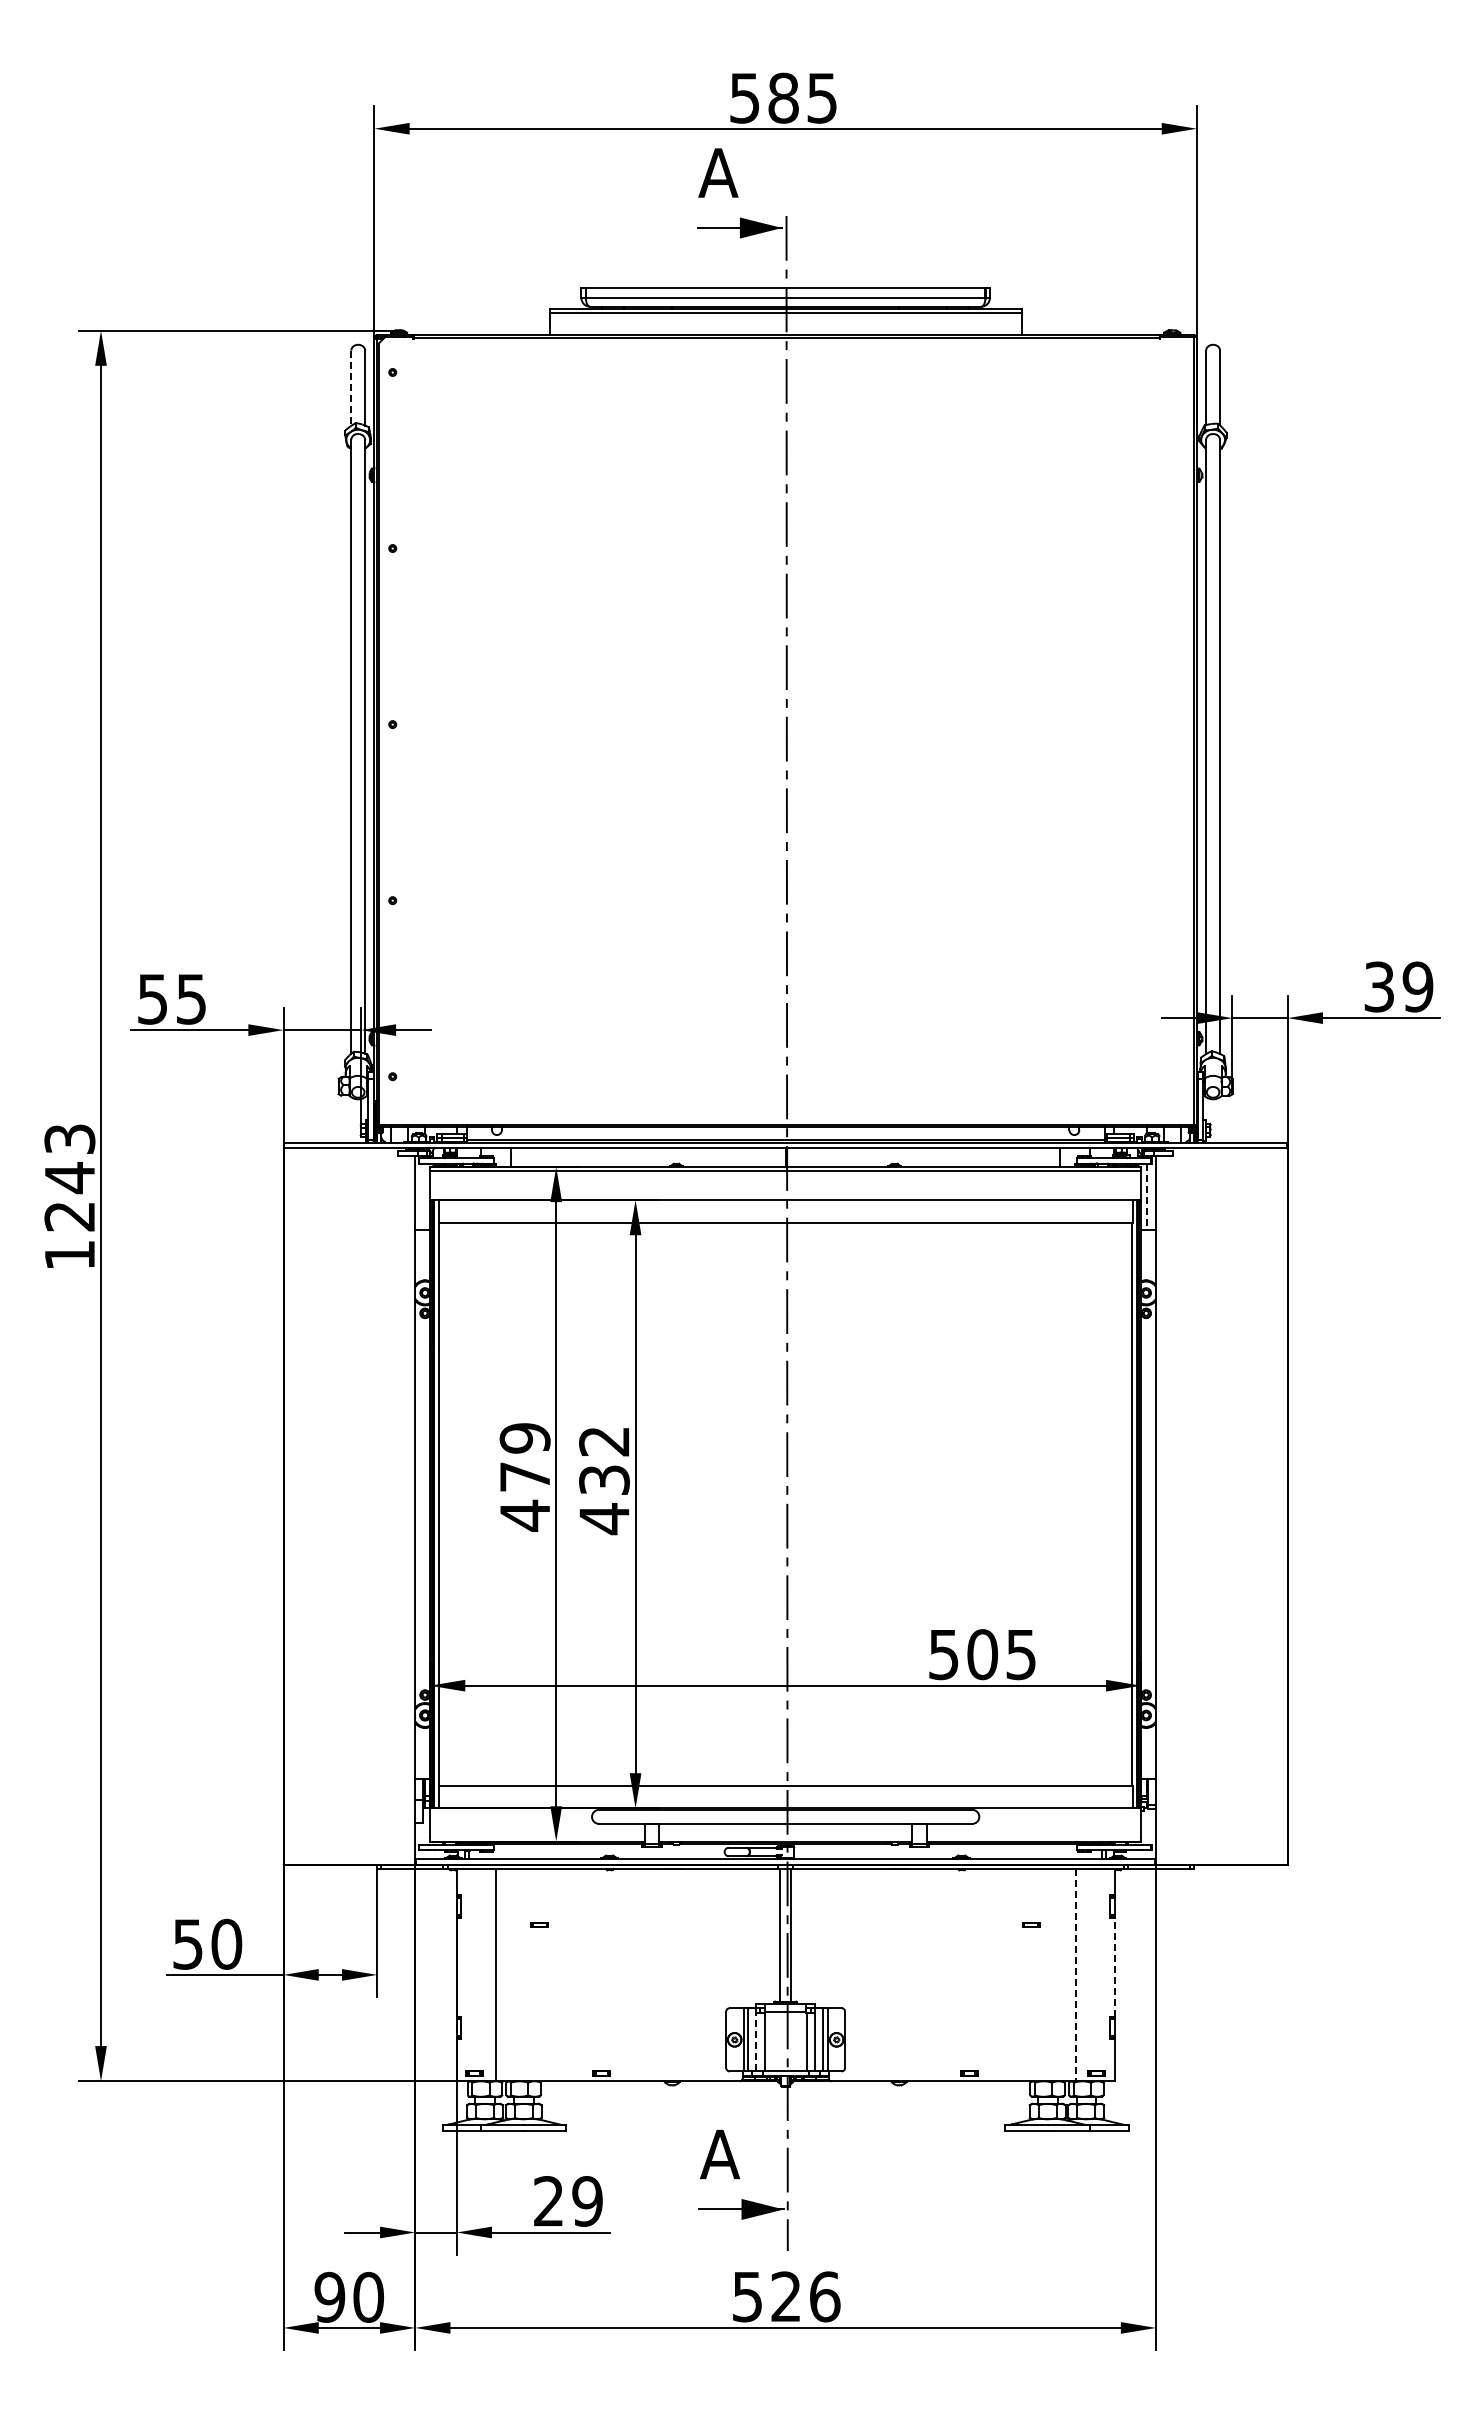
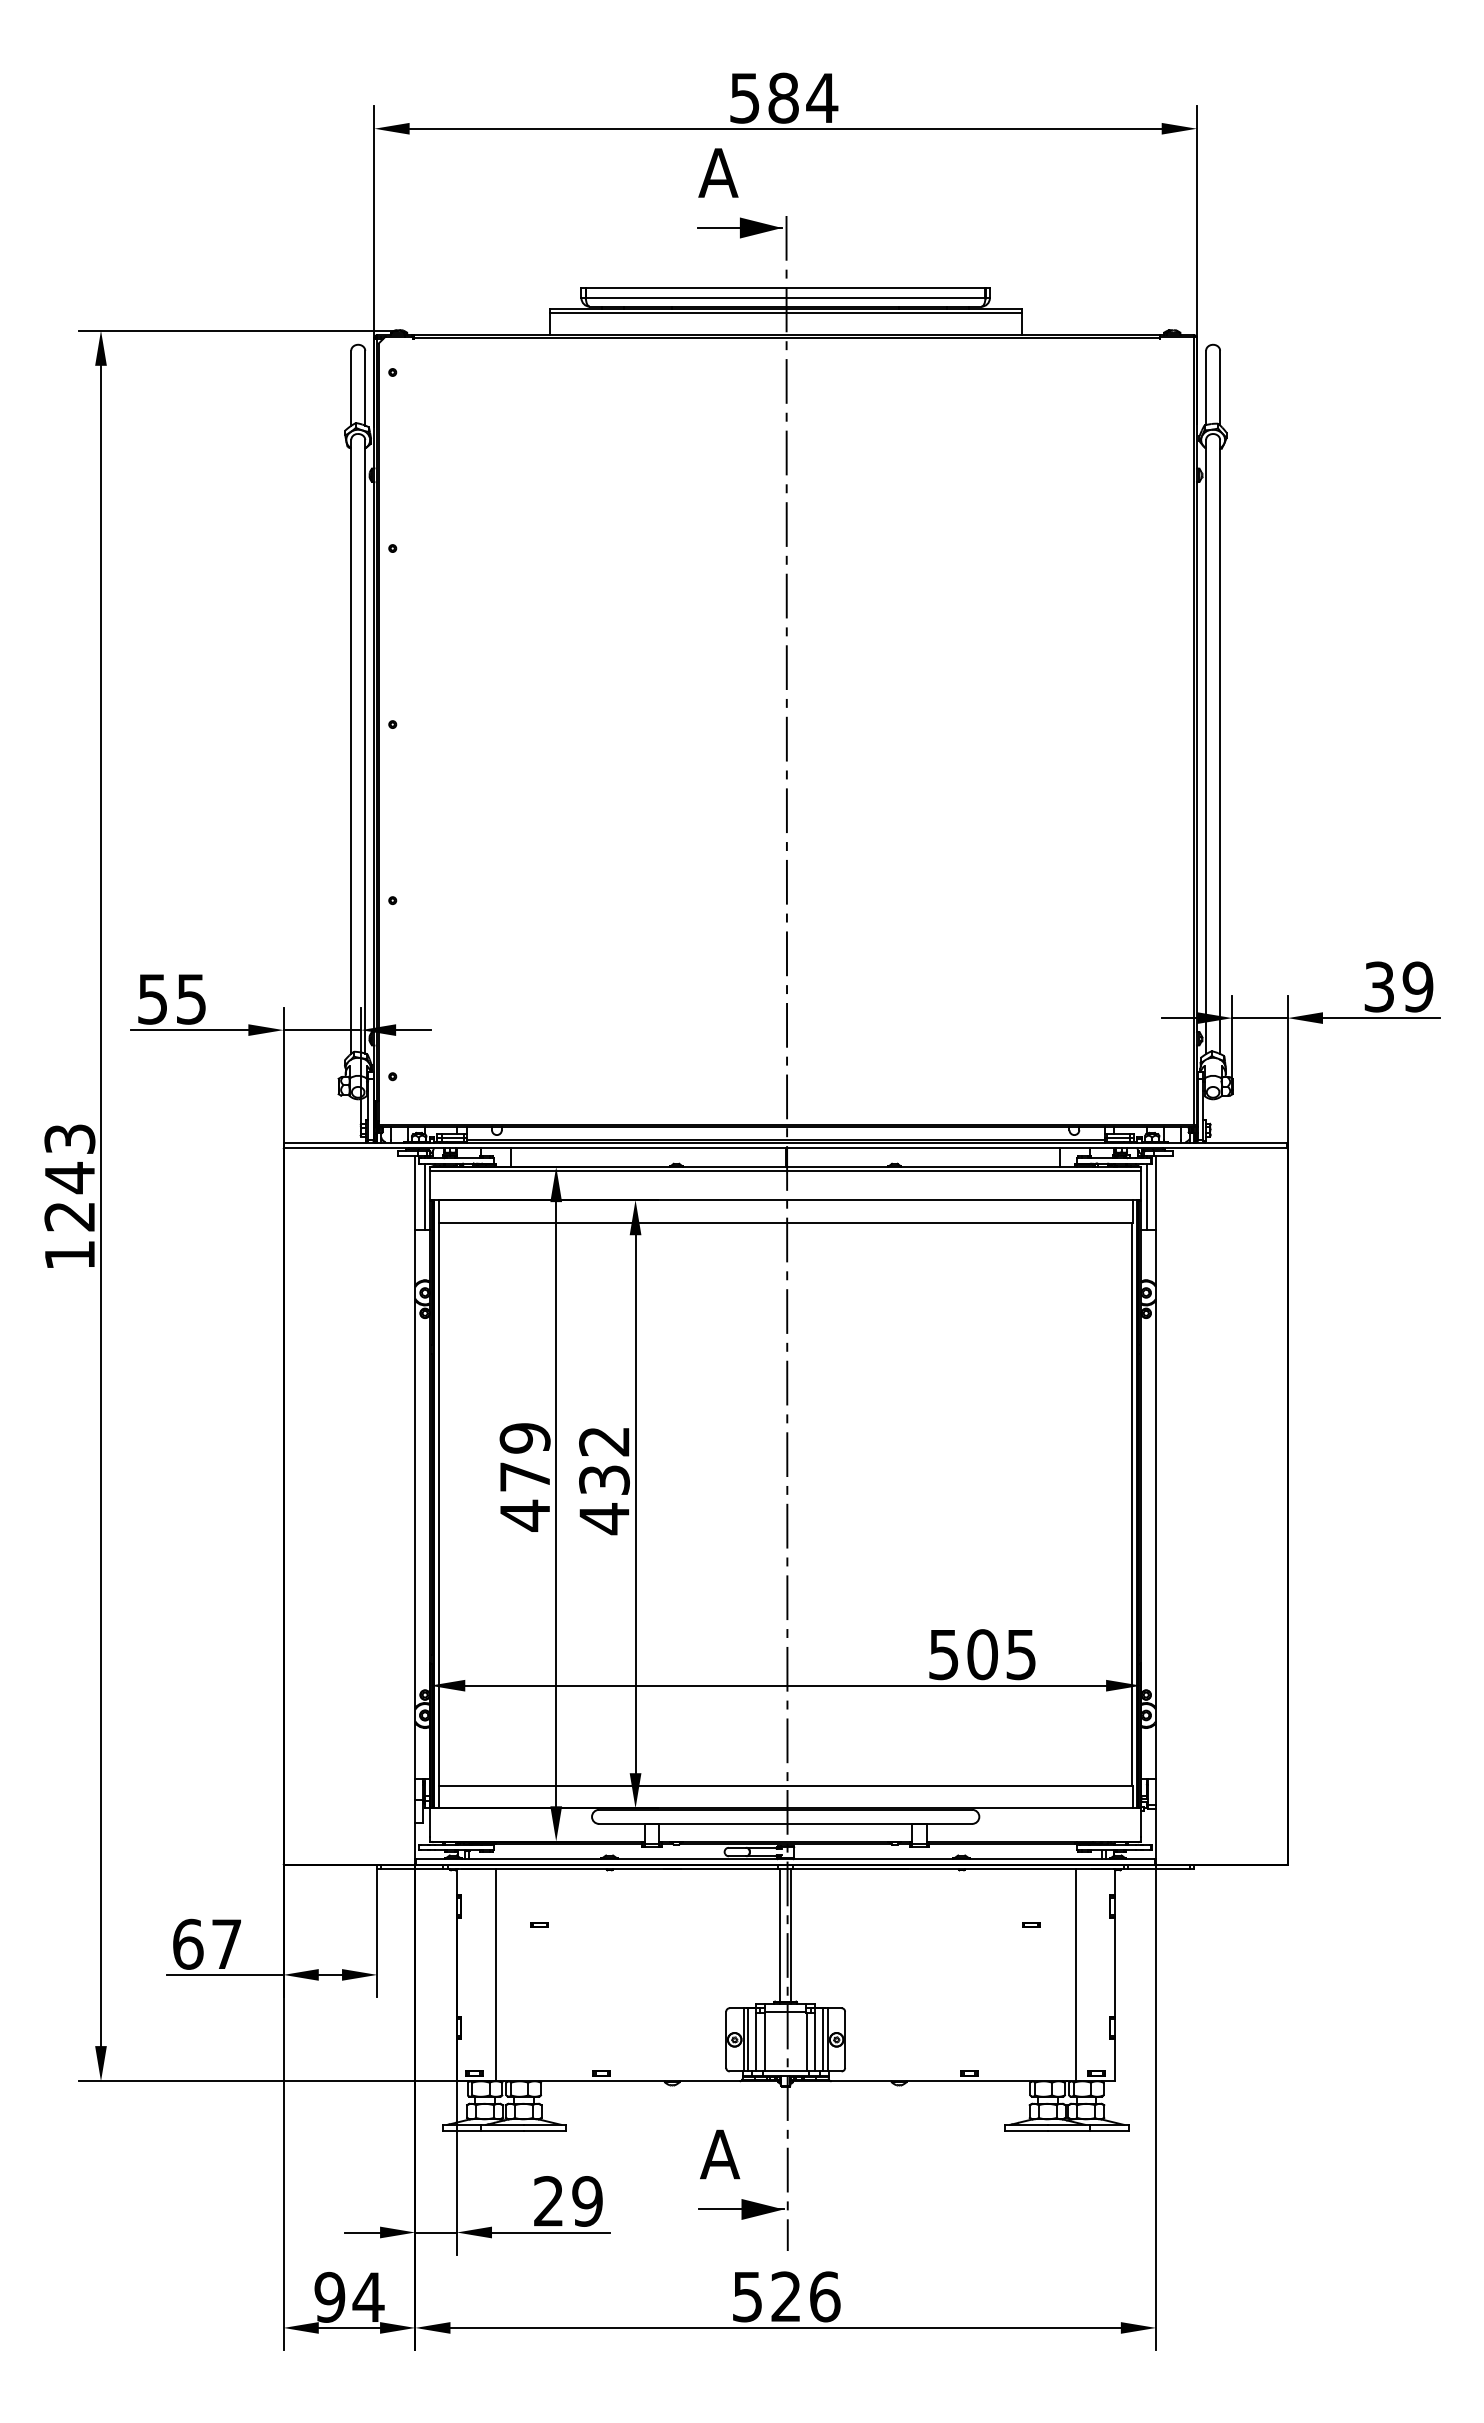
text: 585 -> 584 (822, 98)
line: dashed -> solid (351, 388)
line: none -> present (424, 1196)
line: dashed -> solid (1146, 1196)
text: 50 -> 67 (207, 1943)
line: dashed -> solid (1114, 1966)
line: dashed -> solid (1075, 1975)
line: dashed -> solid (756, 2041)
text: 90 -> 94 (368, 2296)
